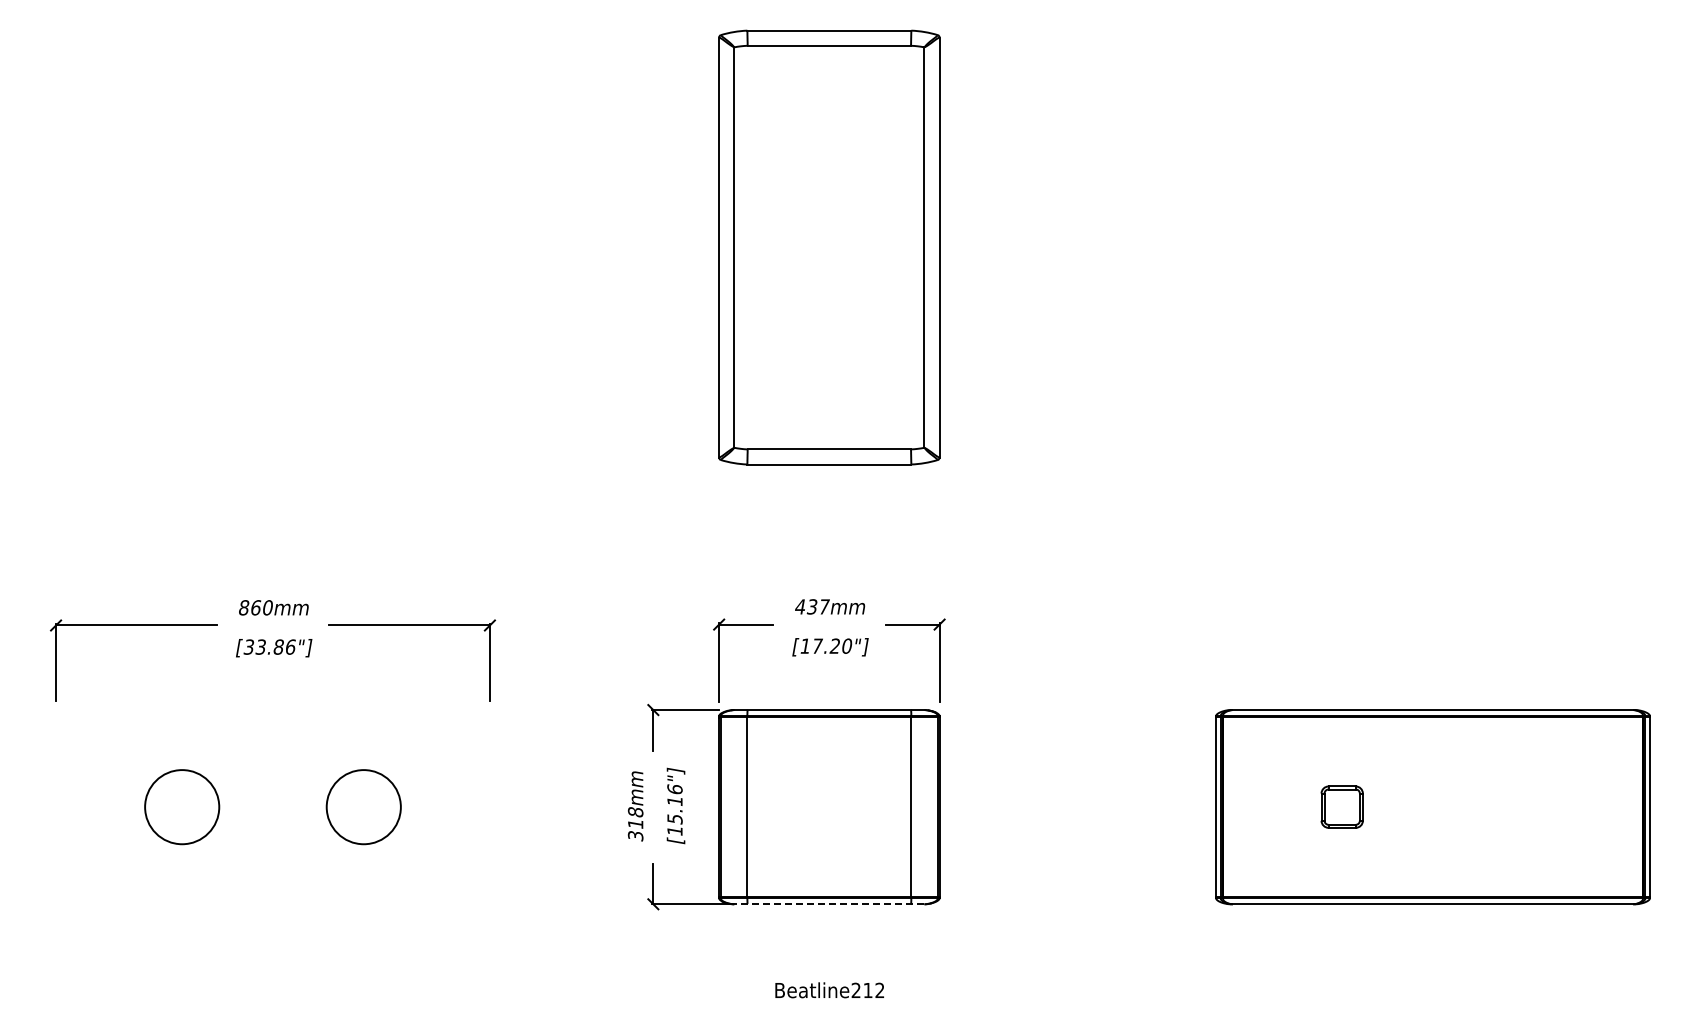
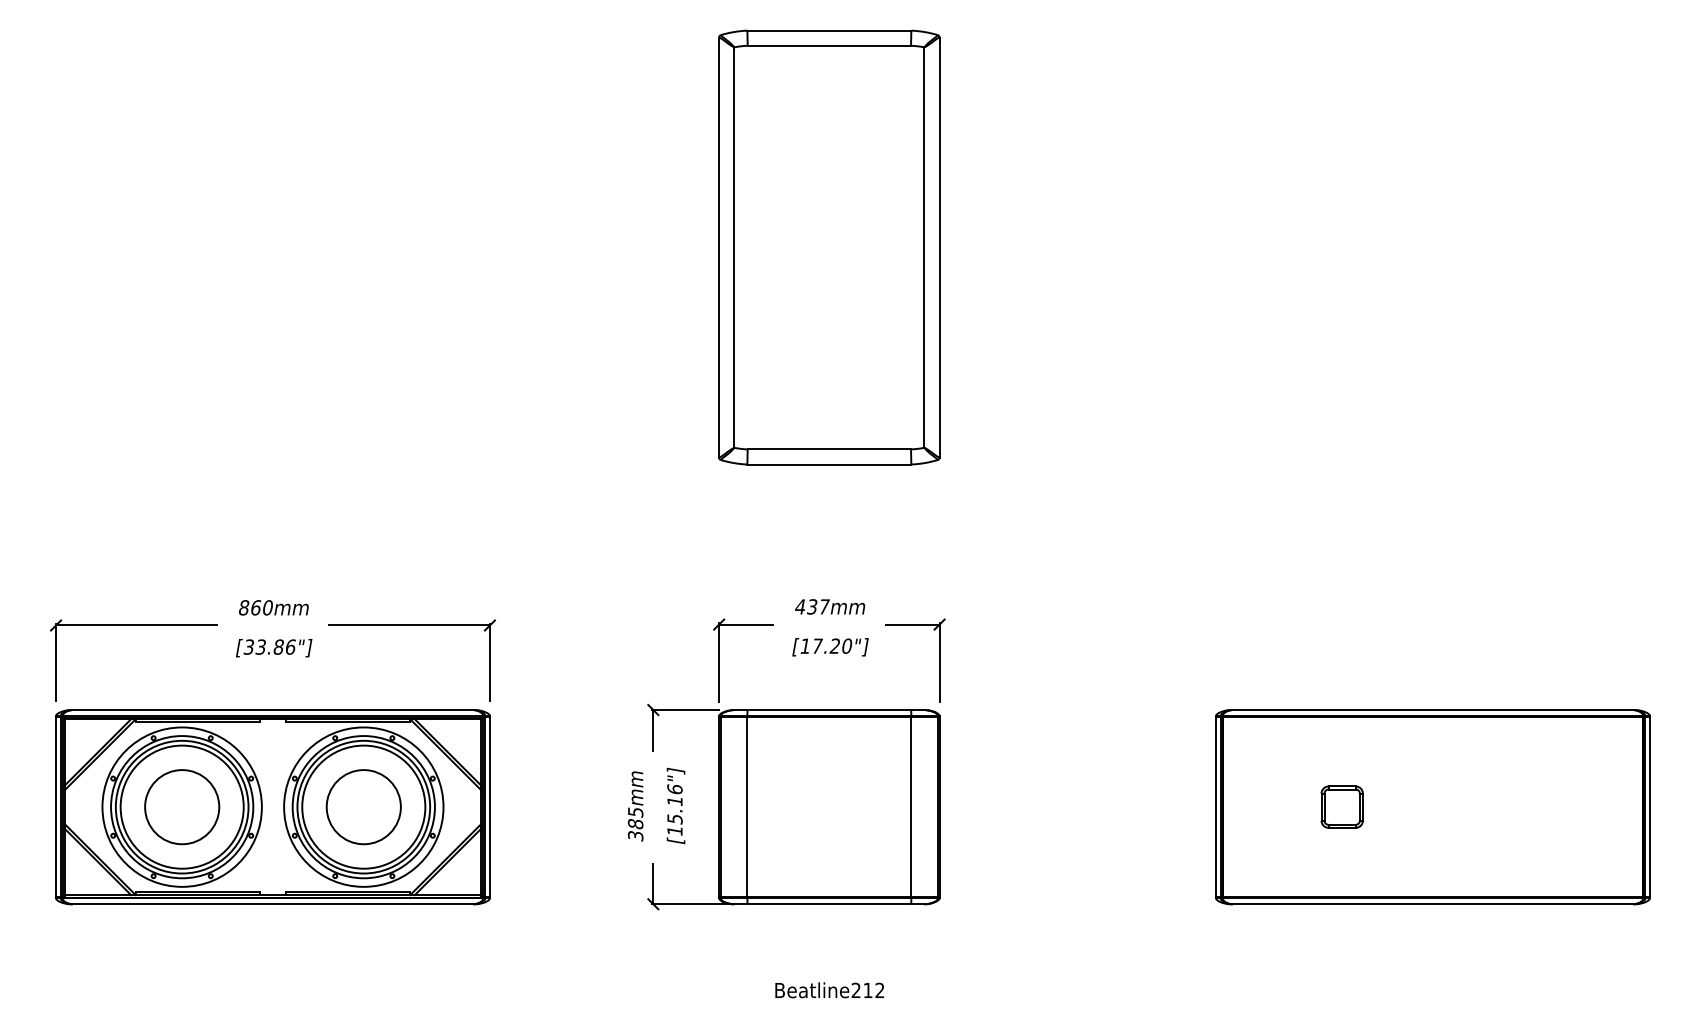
part: none -> present (272, 807)
text: 318mm -> 385mm (635, 818)
line: dashed -> solid (828, 904)
